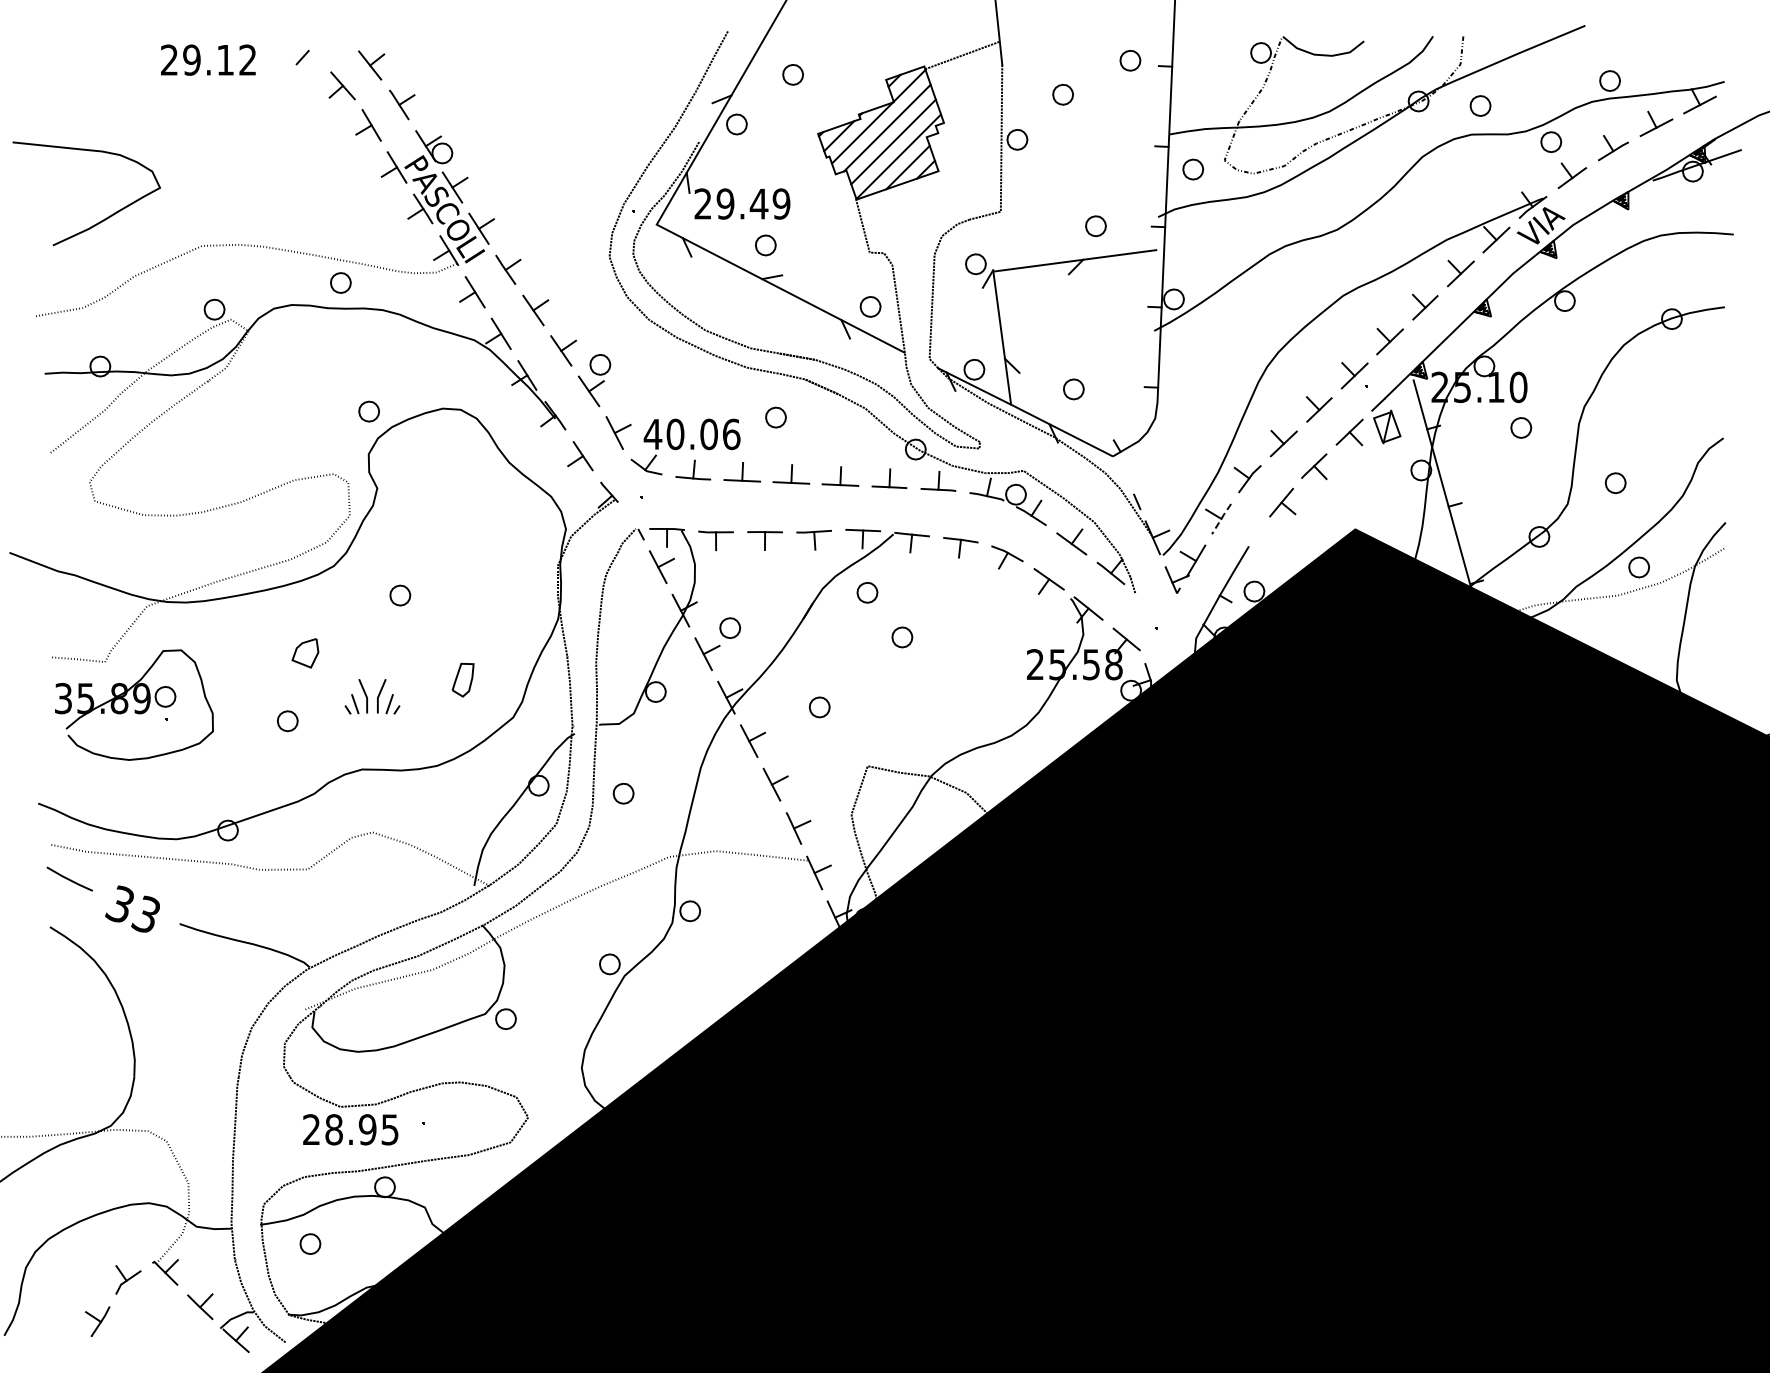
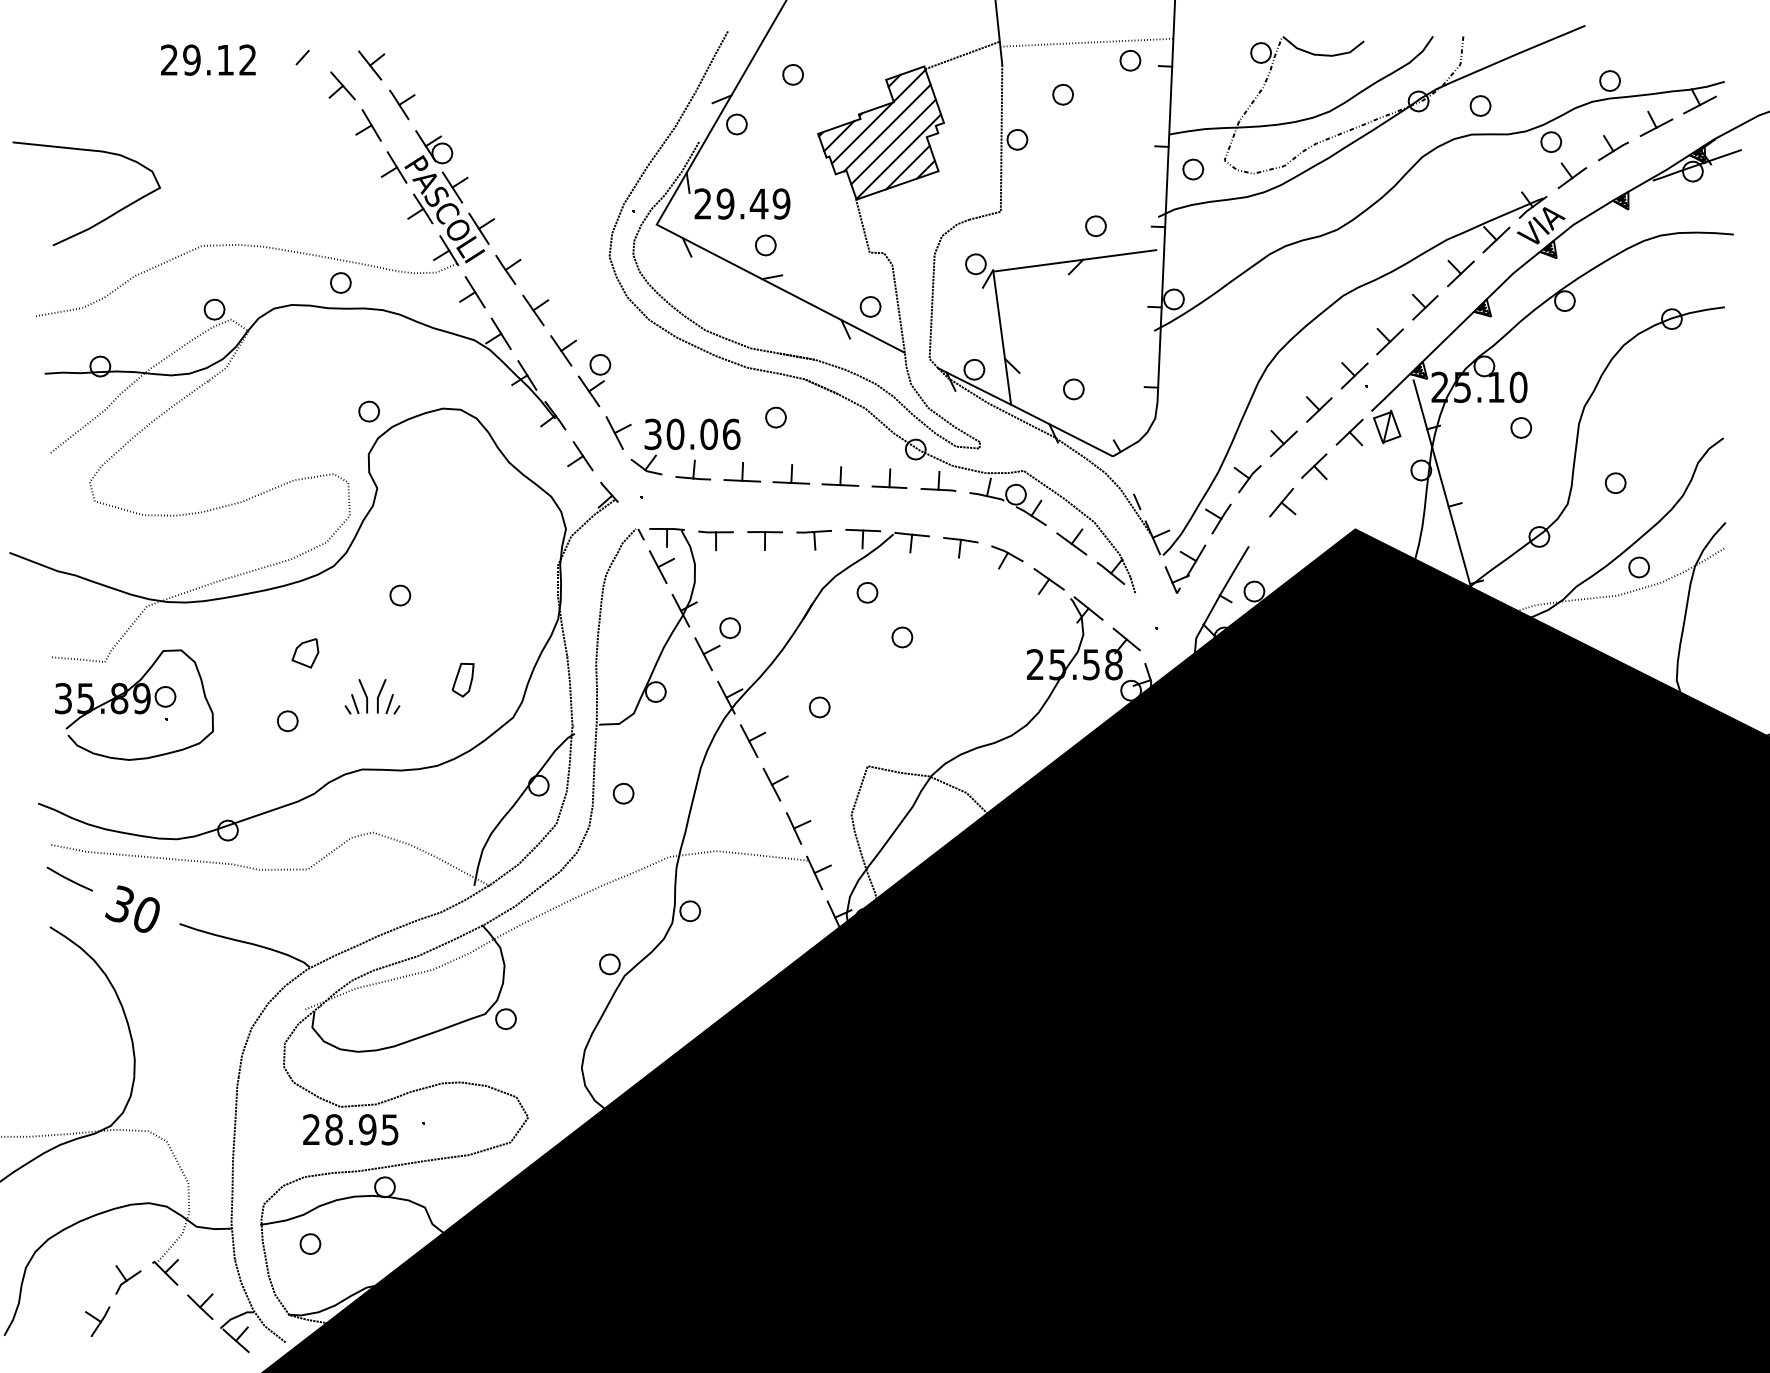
line: none -> present (1086, 42)
text: 40.06 -> 30.06 (652, 434)
line: dashed -> solid (1221, 518)
text: 33 -> 30 (145, 913)
